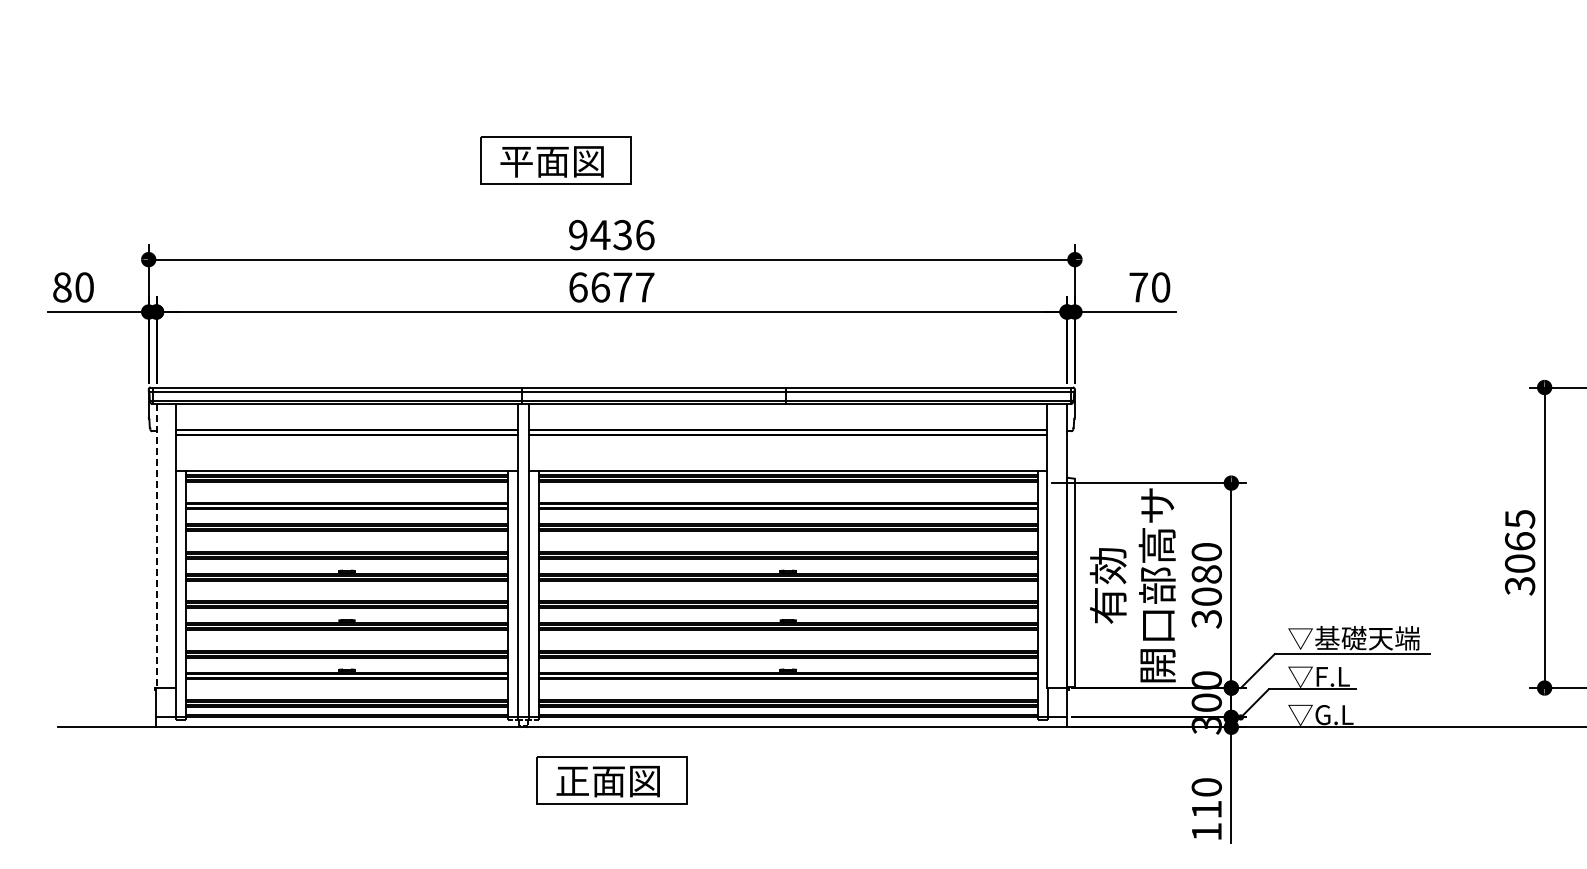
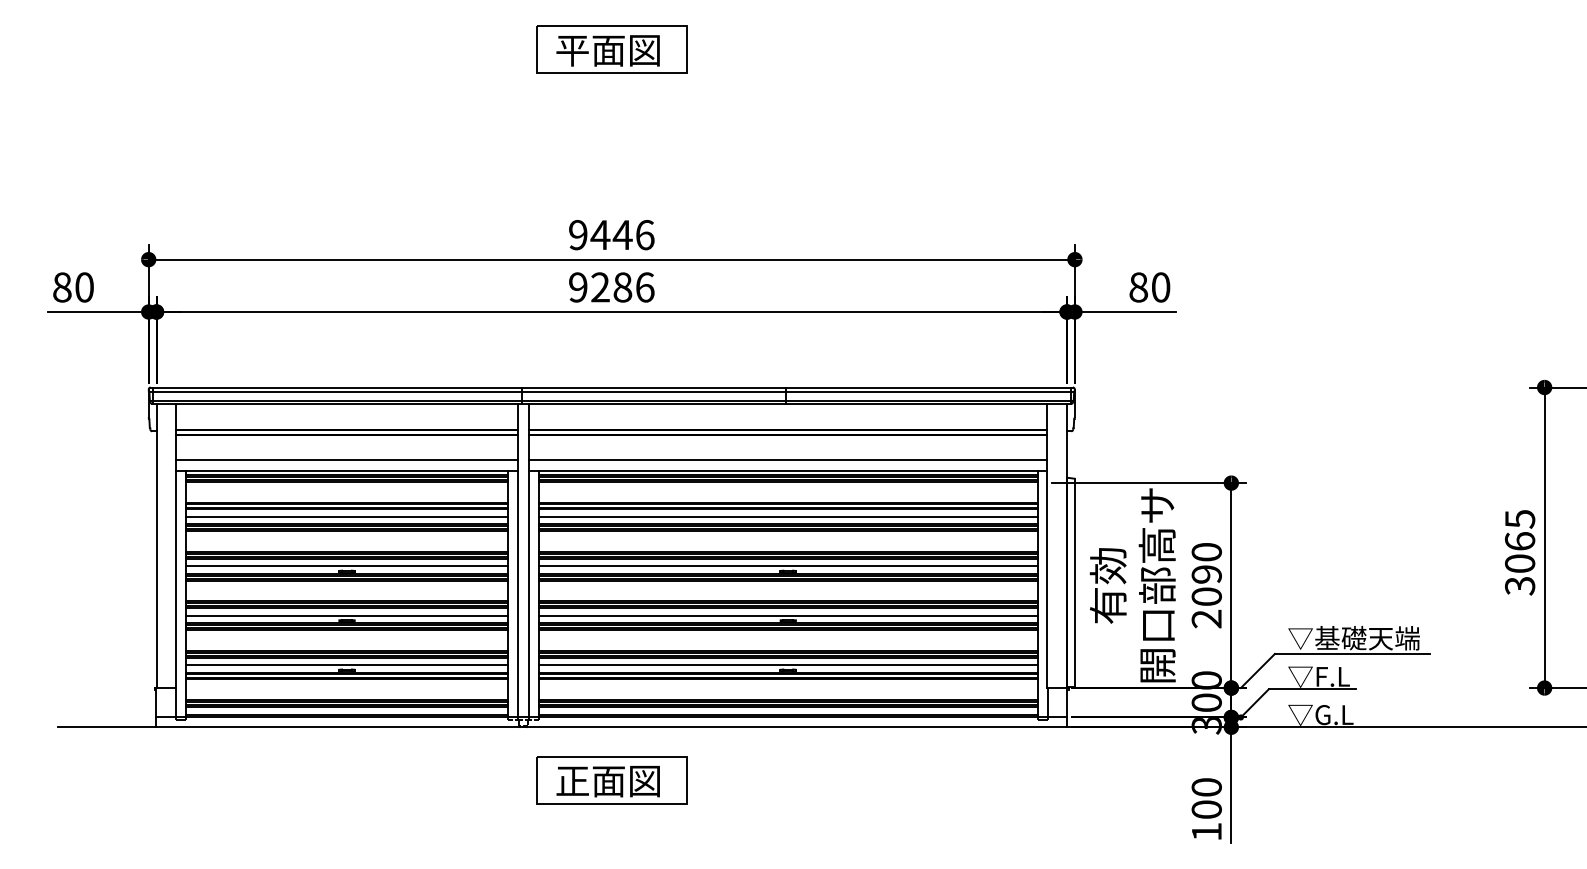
part position: (555, 160) -> (611, 49) (611, 49)
text: 9436 -> 9446 (622, 235)
text: 6677 -> 9286 (611, 287)
text: 70 -> 80 (1138, 287)
line: none -> present (346, 460)
line: none -> present (788, 460)
line: none -> present (347, 516)
line: none -> present (788, 516)
line: dashed -> solid (156, 546)
line: none -> present (347, 566)
line: none -> present (788, 566)
text: 3080 -> 2090 (1206, 596)
line: none -> present (347, 615)
line: none -> present (788, 615)
line: none -> present (347, 665)
line: none -> present (788, 665)
text: 110 -> 100 (1206, 809)
